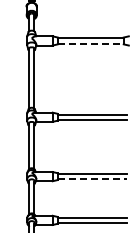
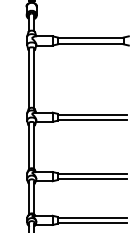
line: dashed -> solid (90, 43)
line: dashed -> solid (92, 179)
